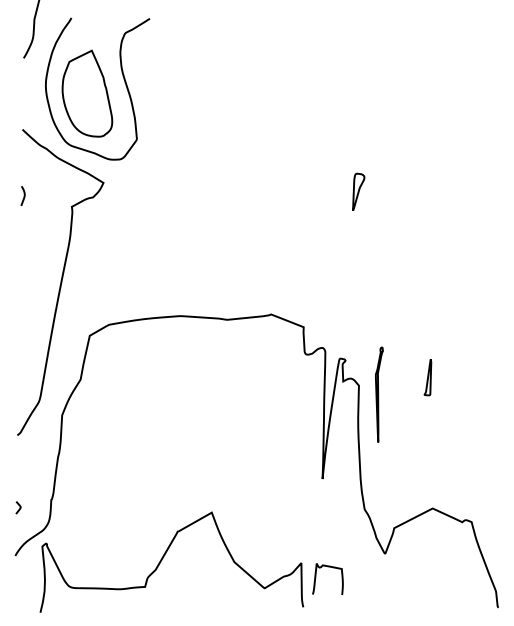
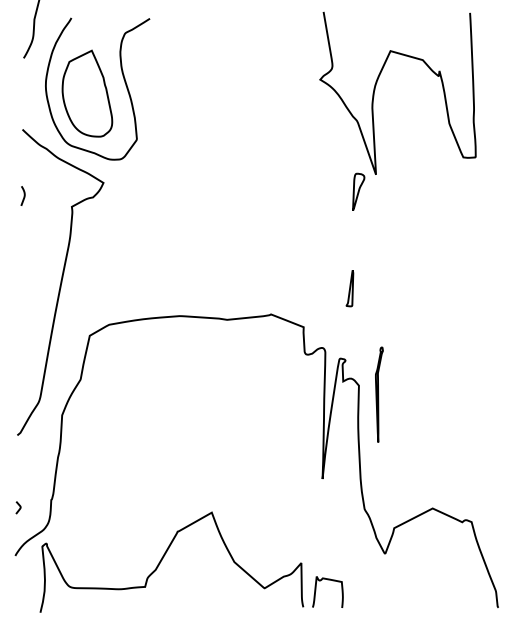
curve: none -> present (375, 90)
part position: (427, 377) -> (349, 288) (349, 288)
curve position: (327, 567) -> (327, 580) (327, 580)
